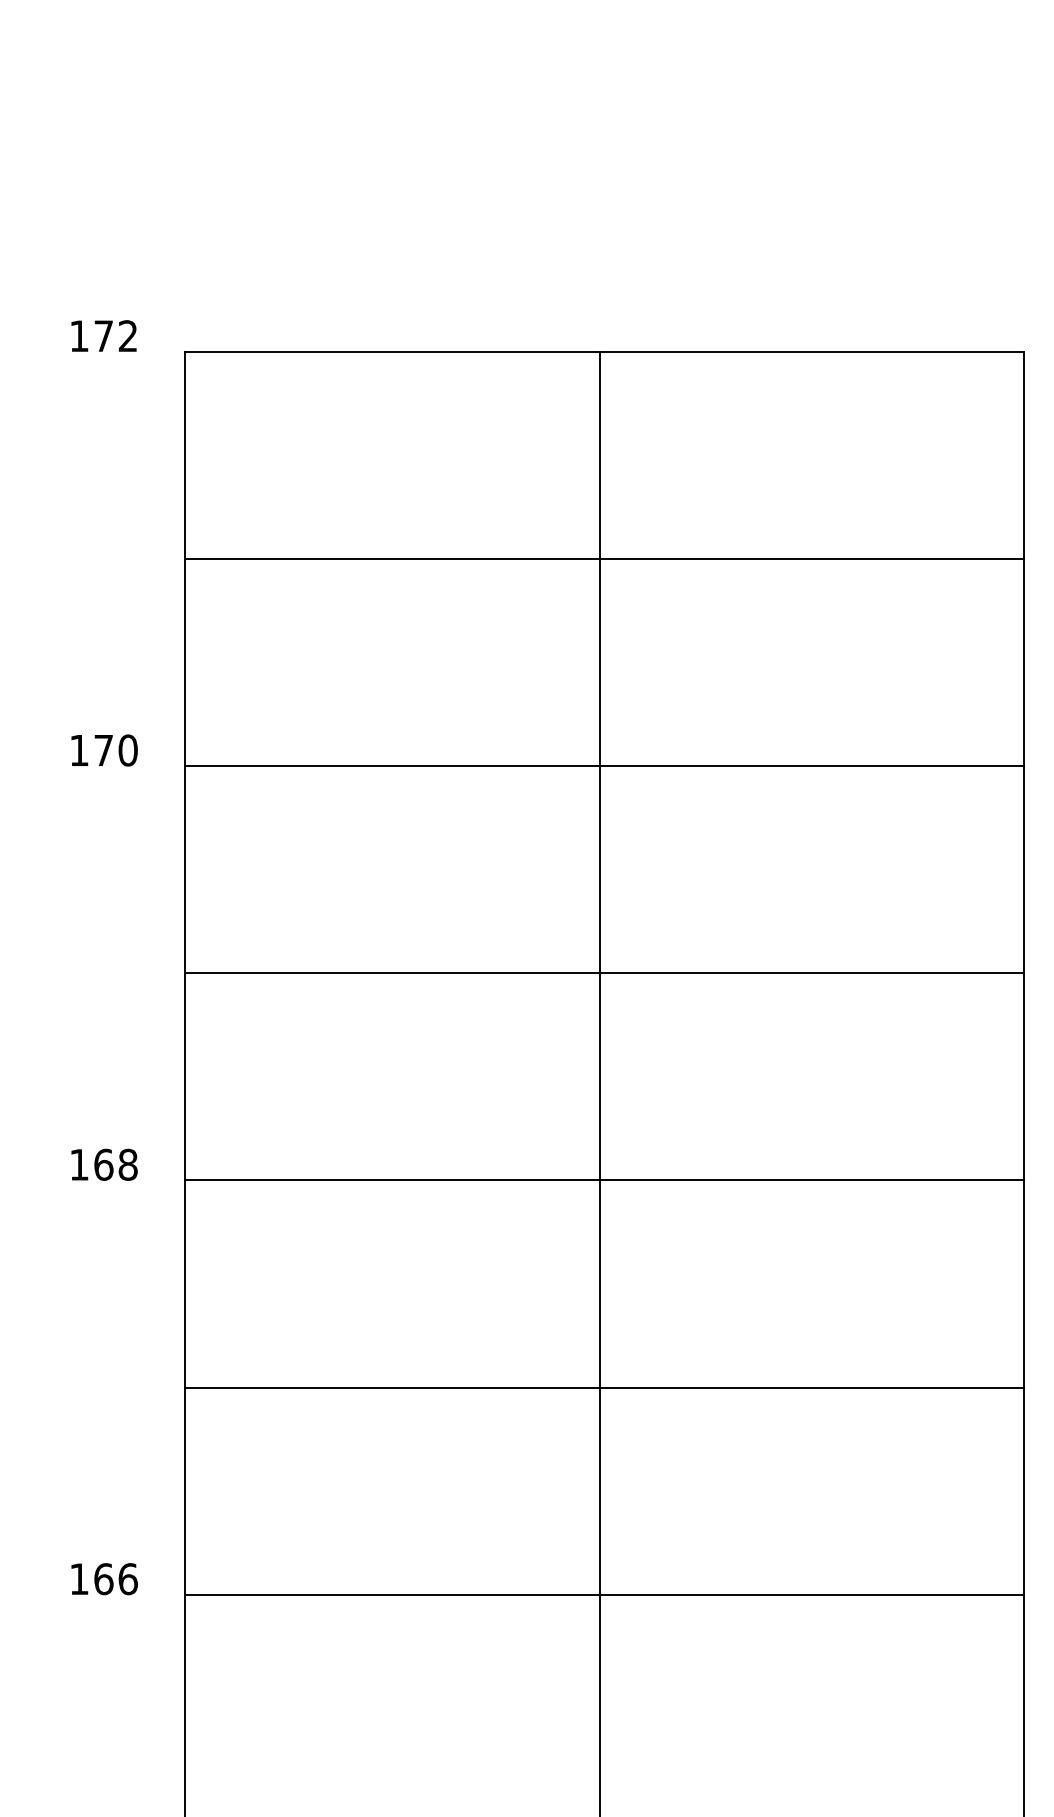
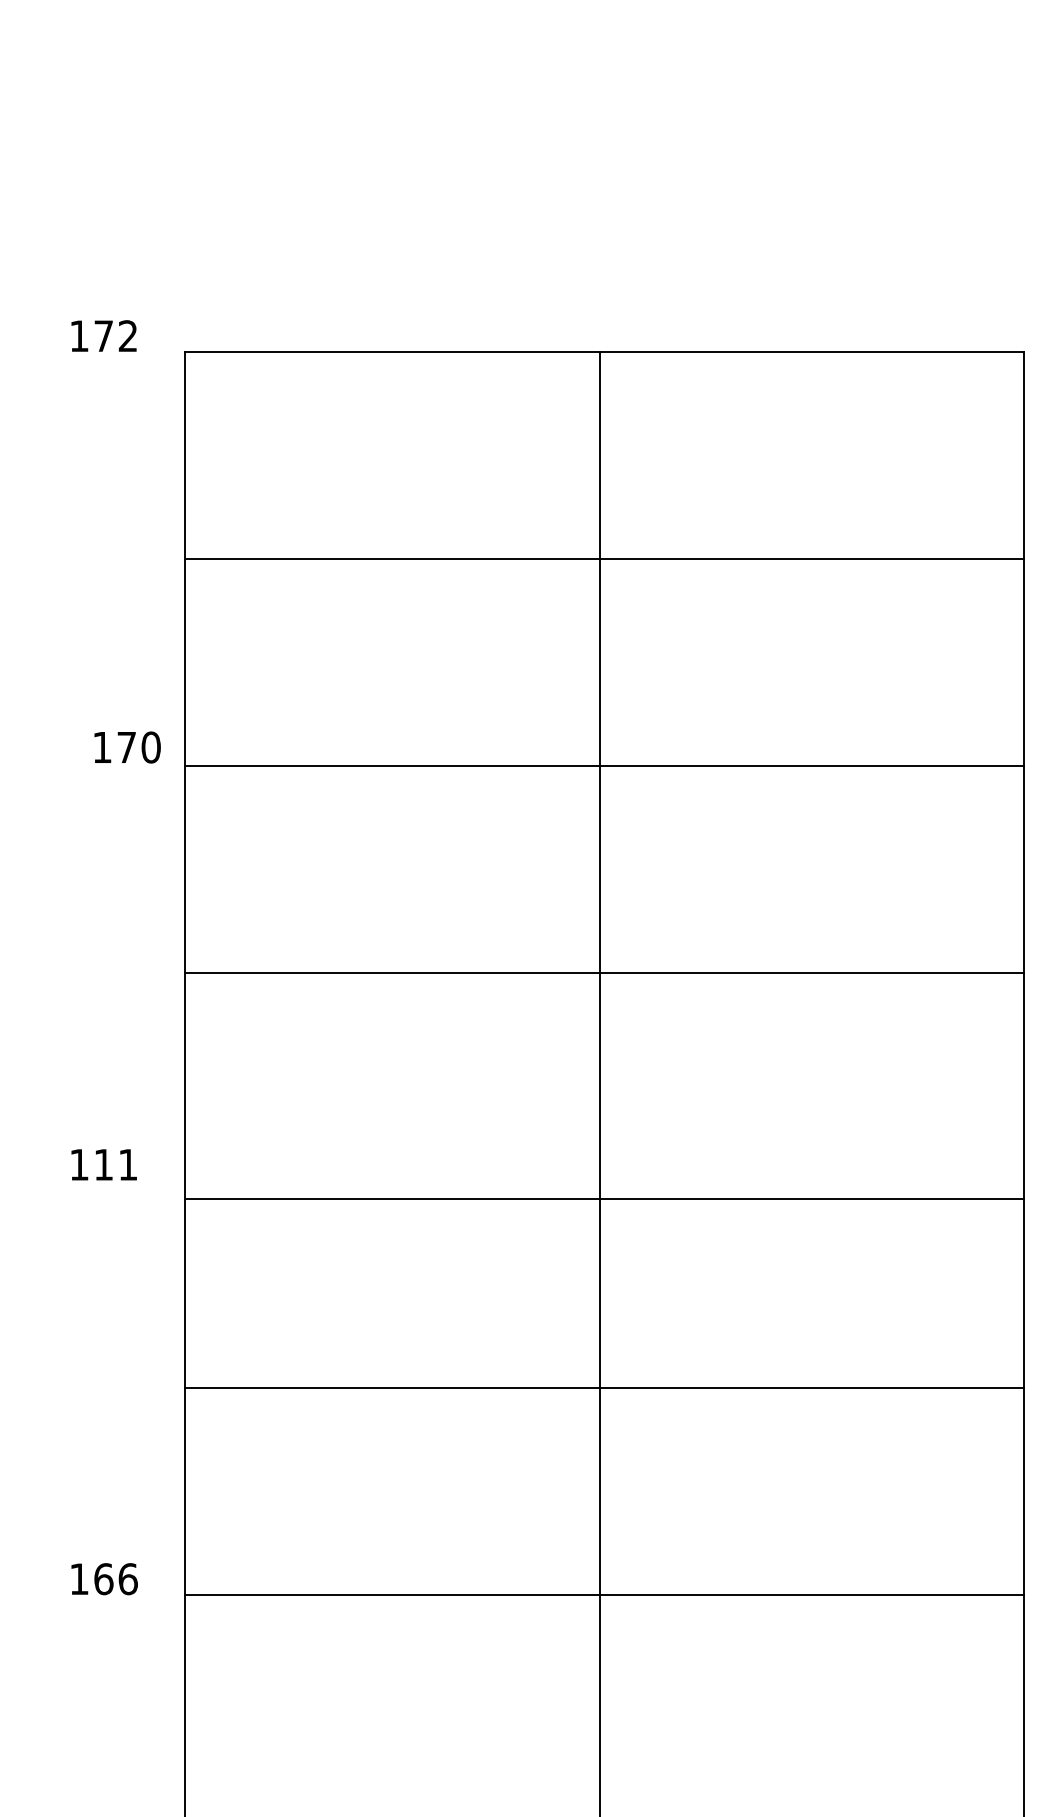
text position: (104, 750) -> (127, 747) (127, 747)
text: 168 -> 111 (115, 1164)
line position: (604, 1180) -> (604, 1199) (604, 1199)
